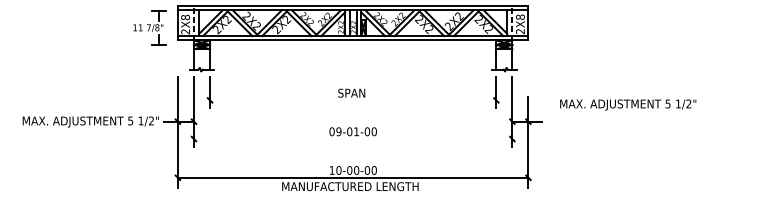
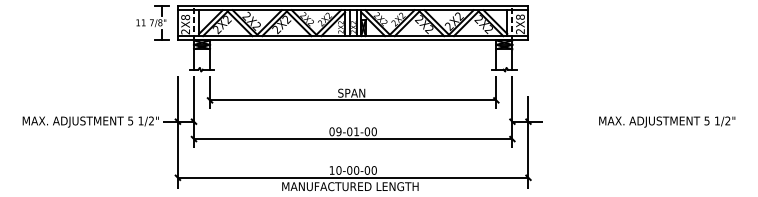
part position: (149, 27) -> (152, 22) (152, 22)
line: none -> present (353, 100)
text position: (628, 104) -> (667, 121) (667, 121)
line: none -> present (352, 139)
